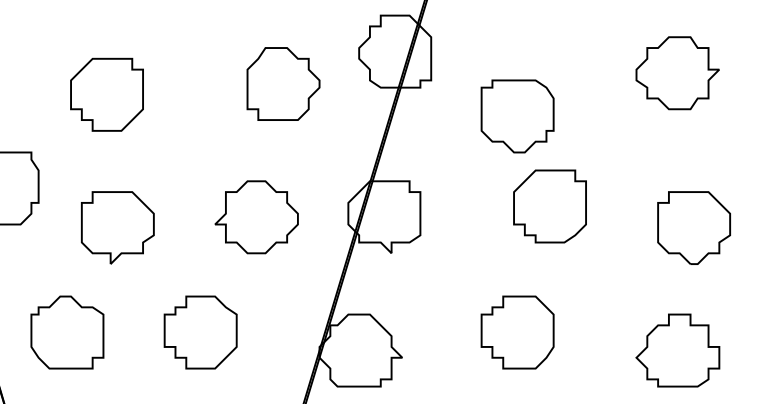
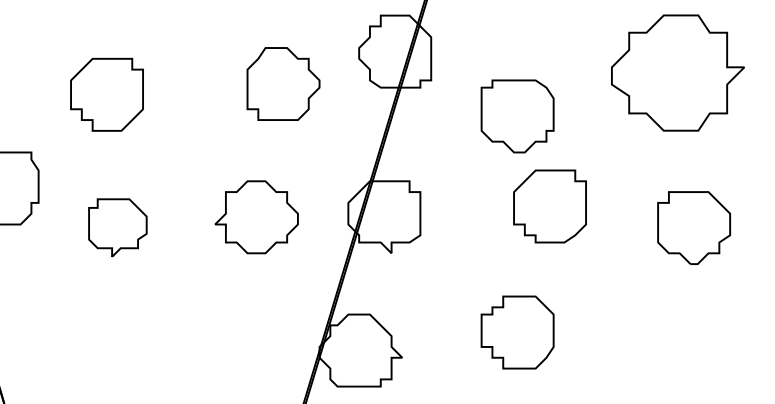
part size: 85x75 px -> 134x118 px (677, 72)
part size: 74x74 px -> 60x60 px (117, 227)
part: present -> none (67, 332)
part: present -> none (200, 332)
part: present -> none (677, 350)
